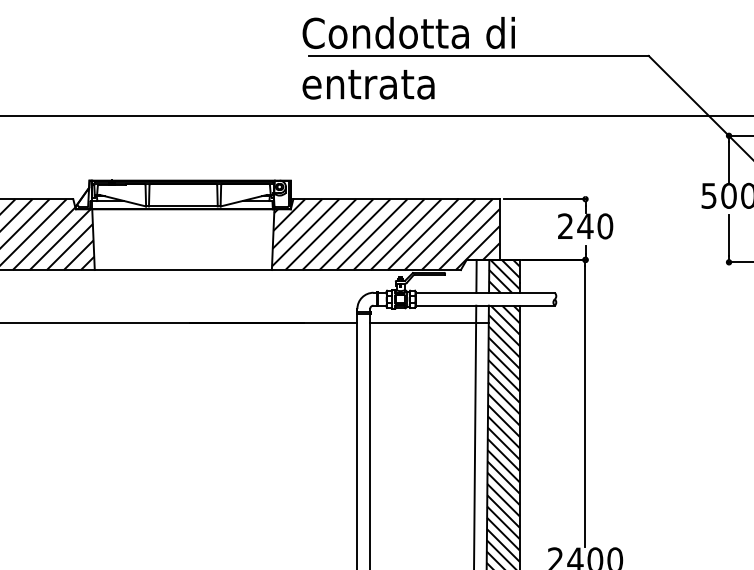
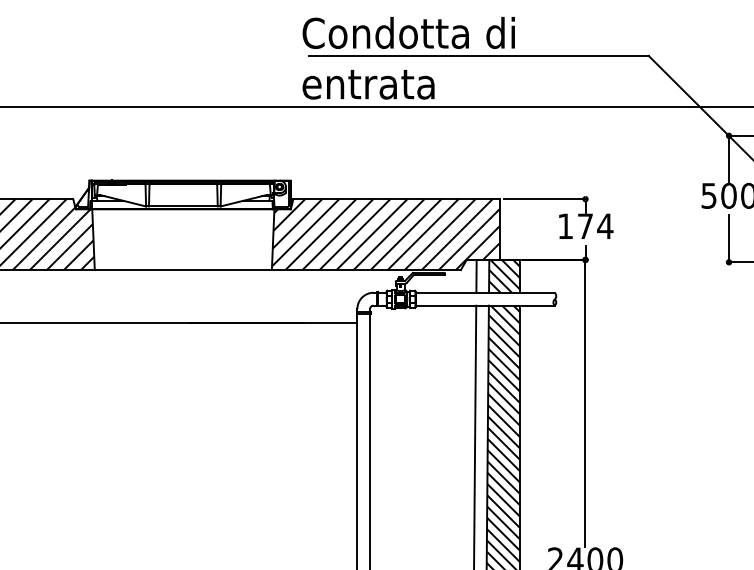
line position: (376, 115) -> (376, 106) (376, 106)
text: 240 -> 174 (585, 226)
line: present -> none (429, 323)
